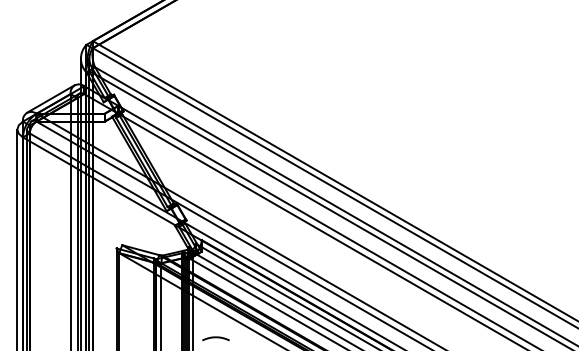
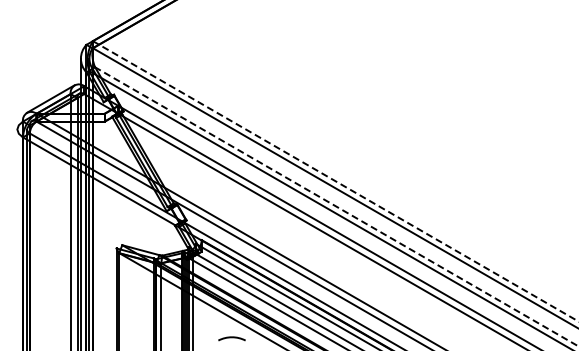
line: solid -> dashed (336, 181)
line: solid -> dashed (336, 206)
line: present -> none (17, 238)
arc position: (215, 338) -> (231, 338) (231, 338)
